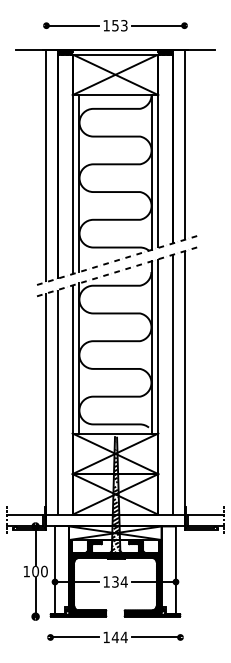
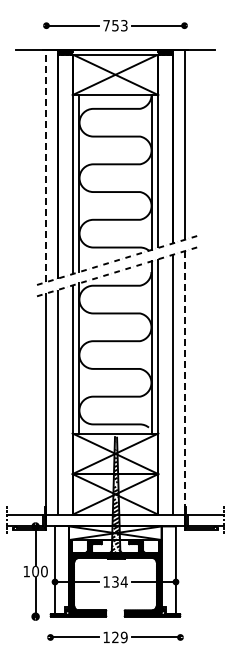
text: 153 -> 753 (106, 25)
line: solid -> dashed (46, 165)
line: solid -> dashed (184, 383)
text: 144 -> 129 (119, 637)
